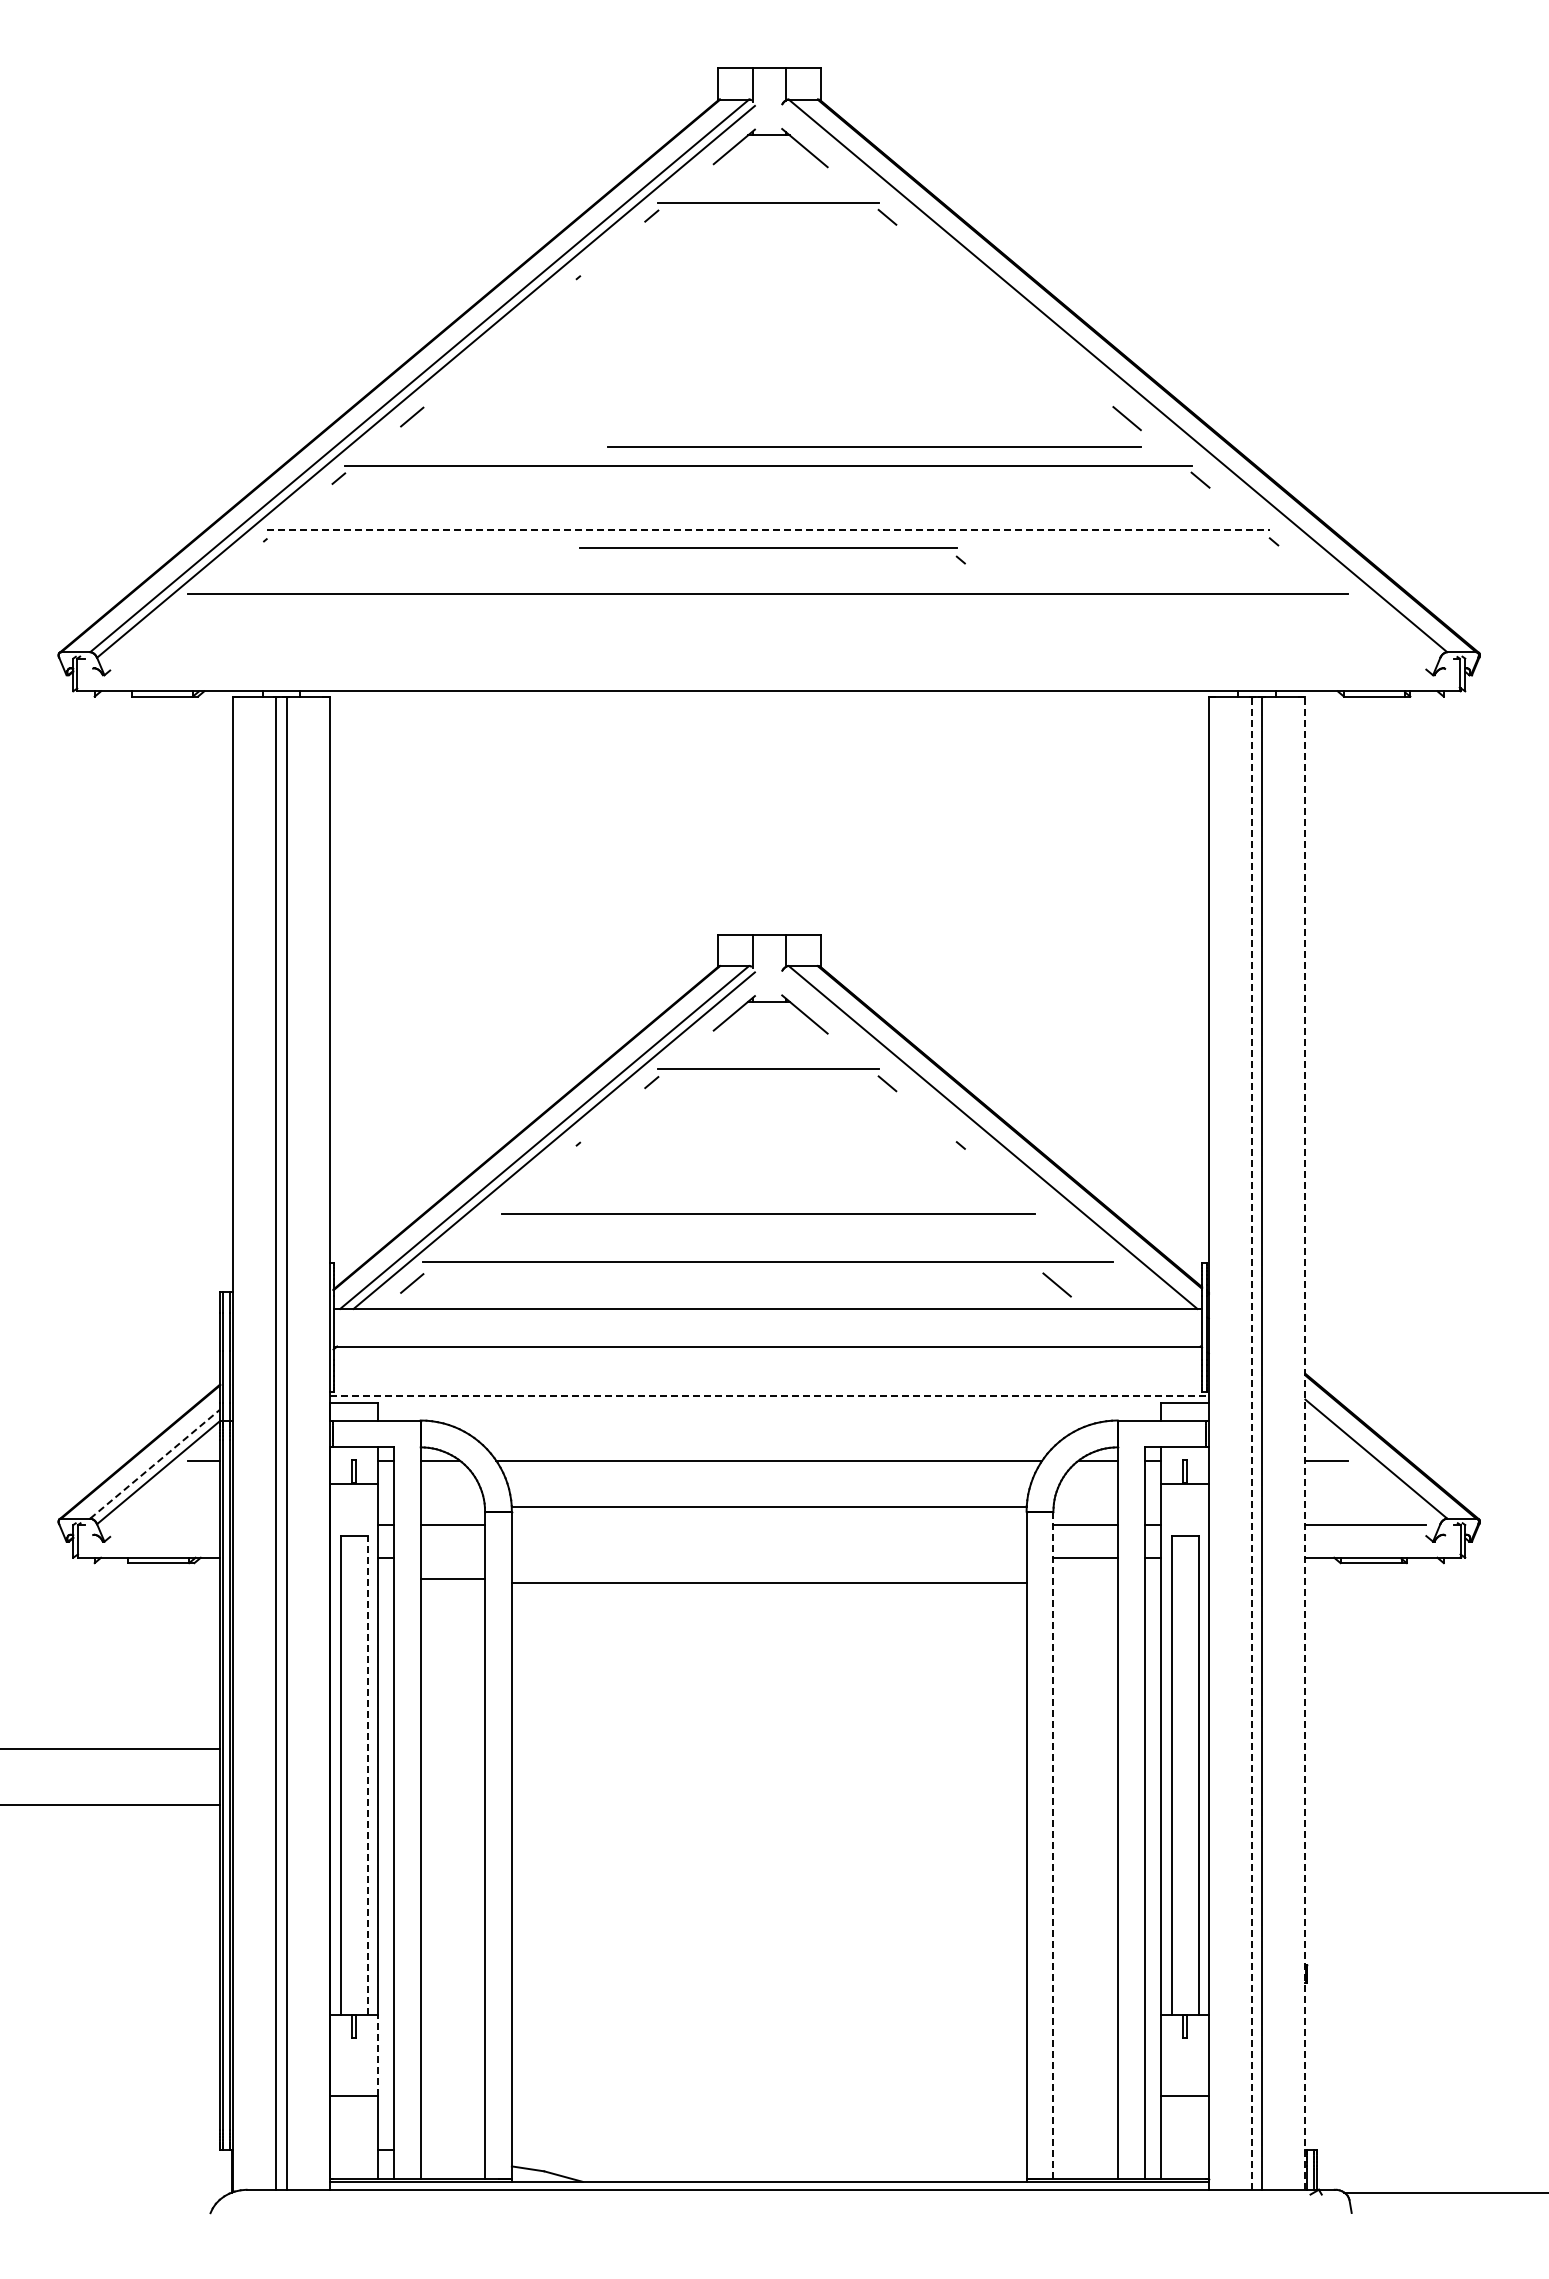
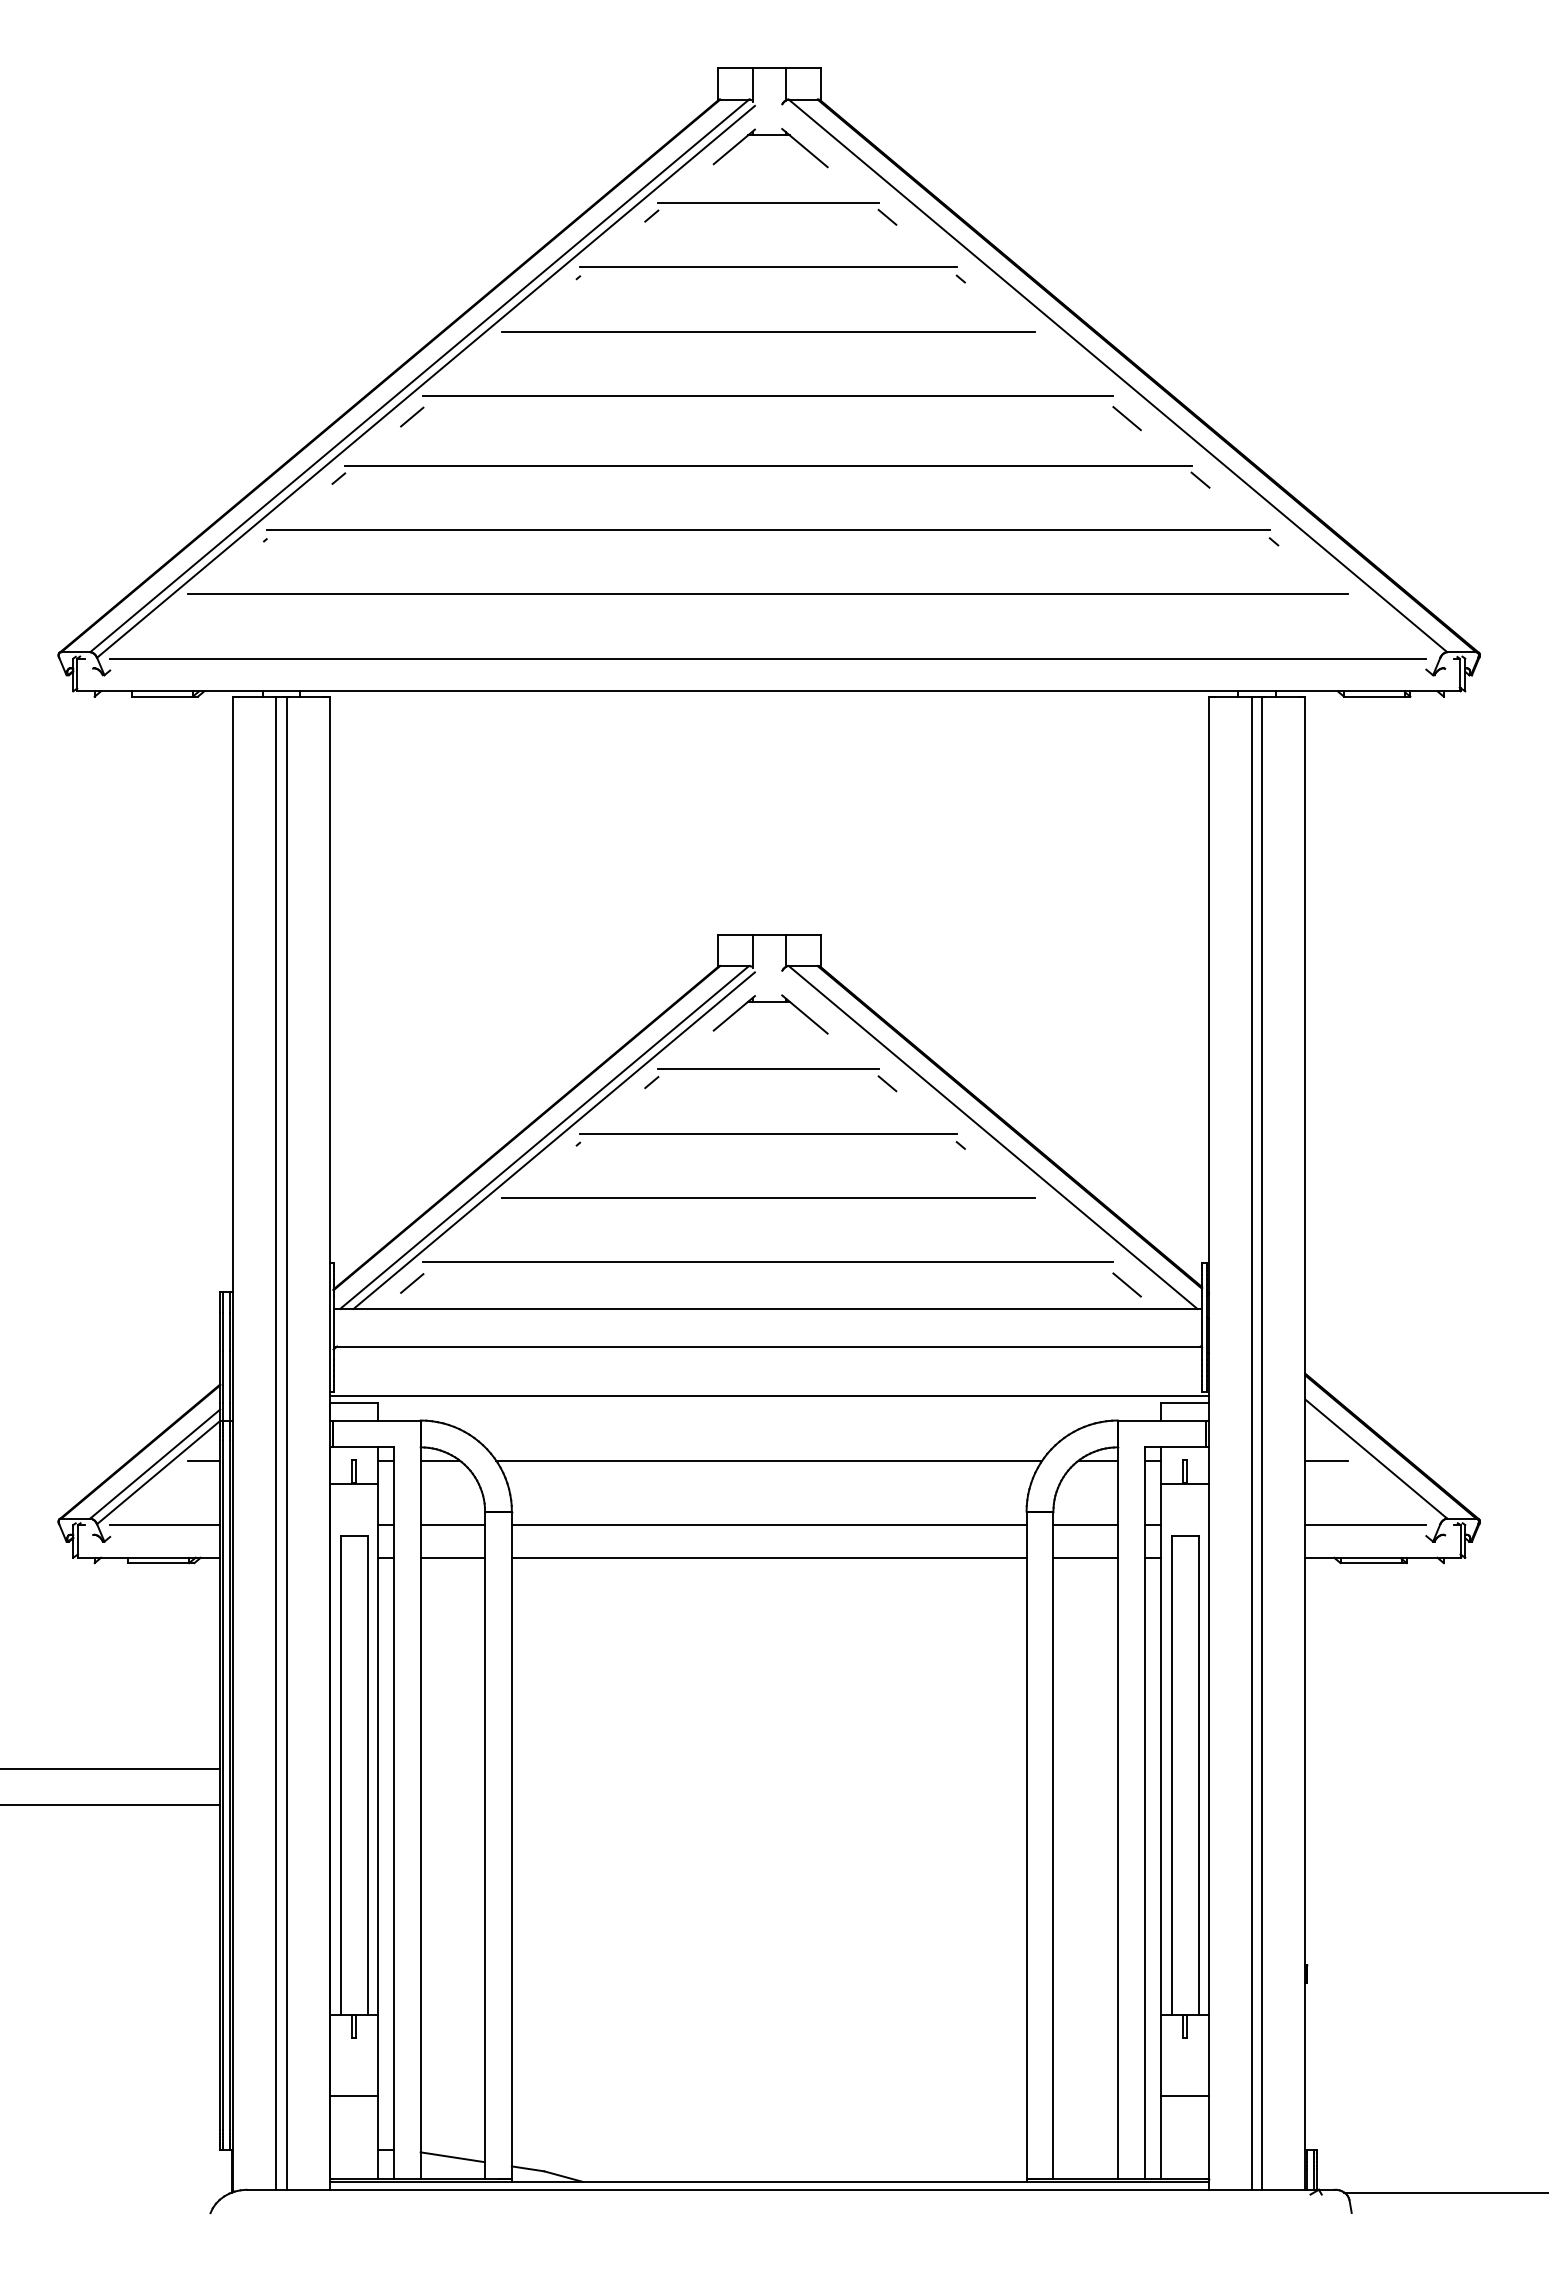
line: none -> present (768, 395)
line position: (874, 446) -> (768, 331) (768, 331)
line: dashed -> solid (768, 529)
part position: (772, 548) -> (772, 267) (772, 267)
line: none -> present (768, 658)
line: none -> present (768, 1133)
line position: (768, 1213) -> (768, 1197) (768, 1197)
line position: (1056, 1284) -> (1126, 1284) (1126, 1284)
line: dashed -> solid (769, 1396)
line: dashed -> solid (1251, 1443)
line: dashed -> solid (1305, 1443)
line: dashed -> solid (155, 1464)
line position: (768, 1507) -> (768, 1525) (768, 1525)
line: none -> present (165, 1525)
line position: (452, 1578) -> (452, 1557) (452, 1557)
line position: (768, 1582) -> (768, 1557) (768, 1557)
line position: (111, 1749) -> (111, 1769) (111, 1769)
line: dashed -> solid (367, 1775)
line: dashed -> solid (1053, 1845)
line: dashed -> solid (377, 2054)
line: none -> present (452, 2157)
